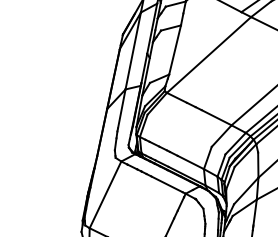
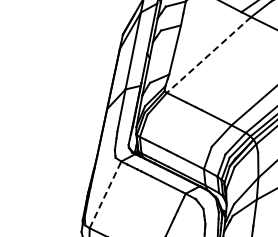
line: solid -> dashed (209, 55)
line: solid -> dashed (105, 194)
